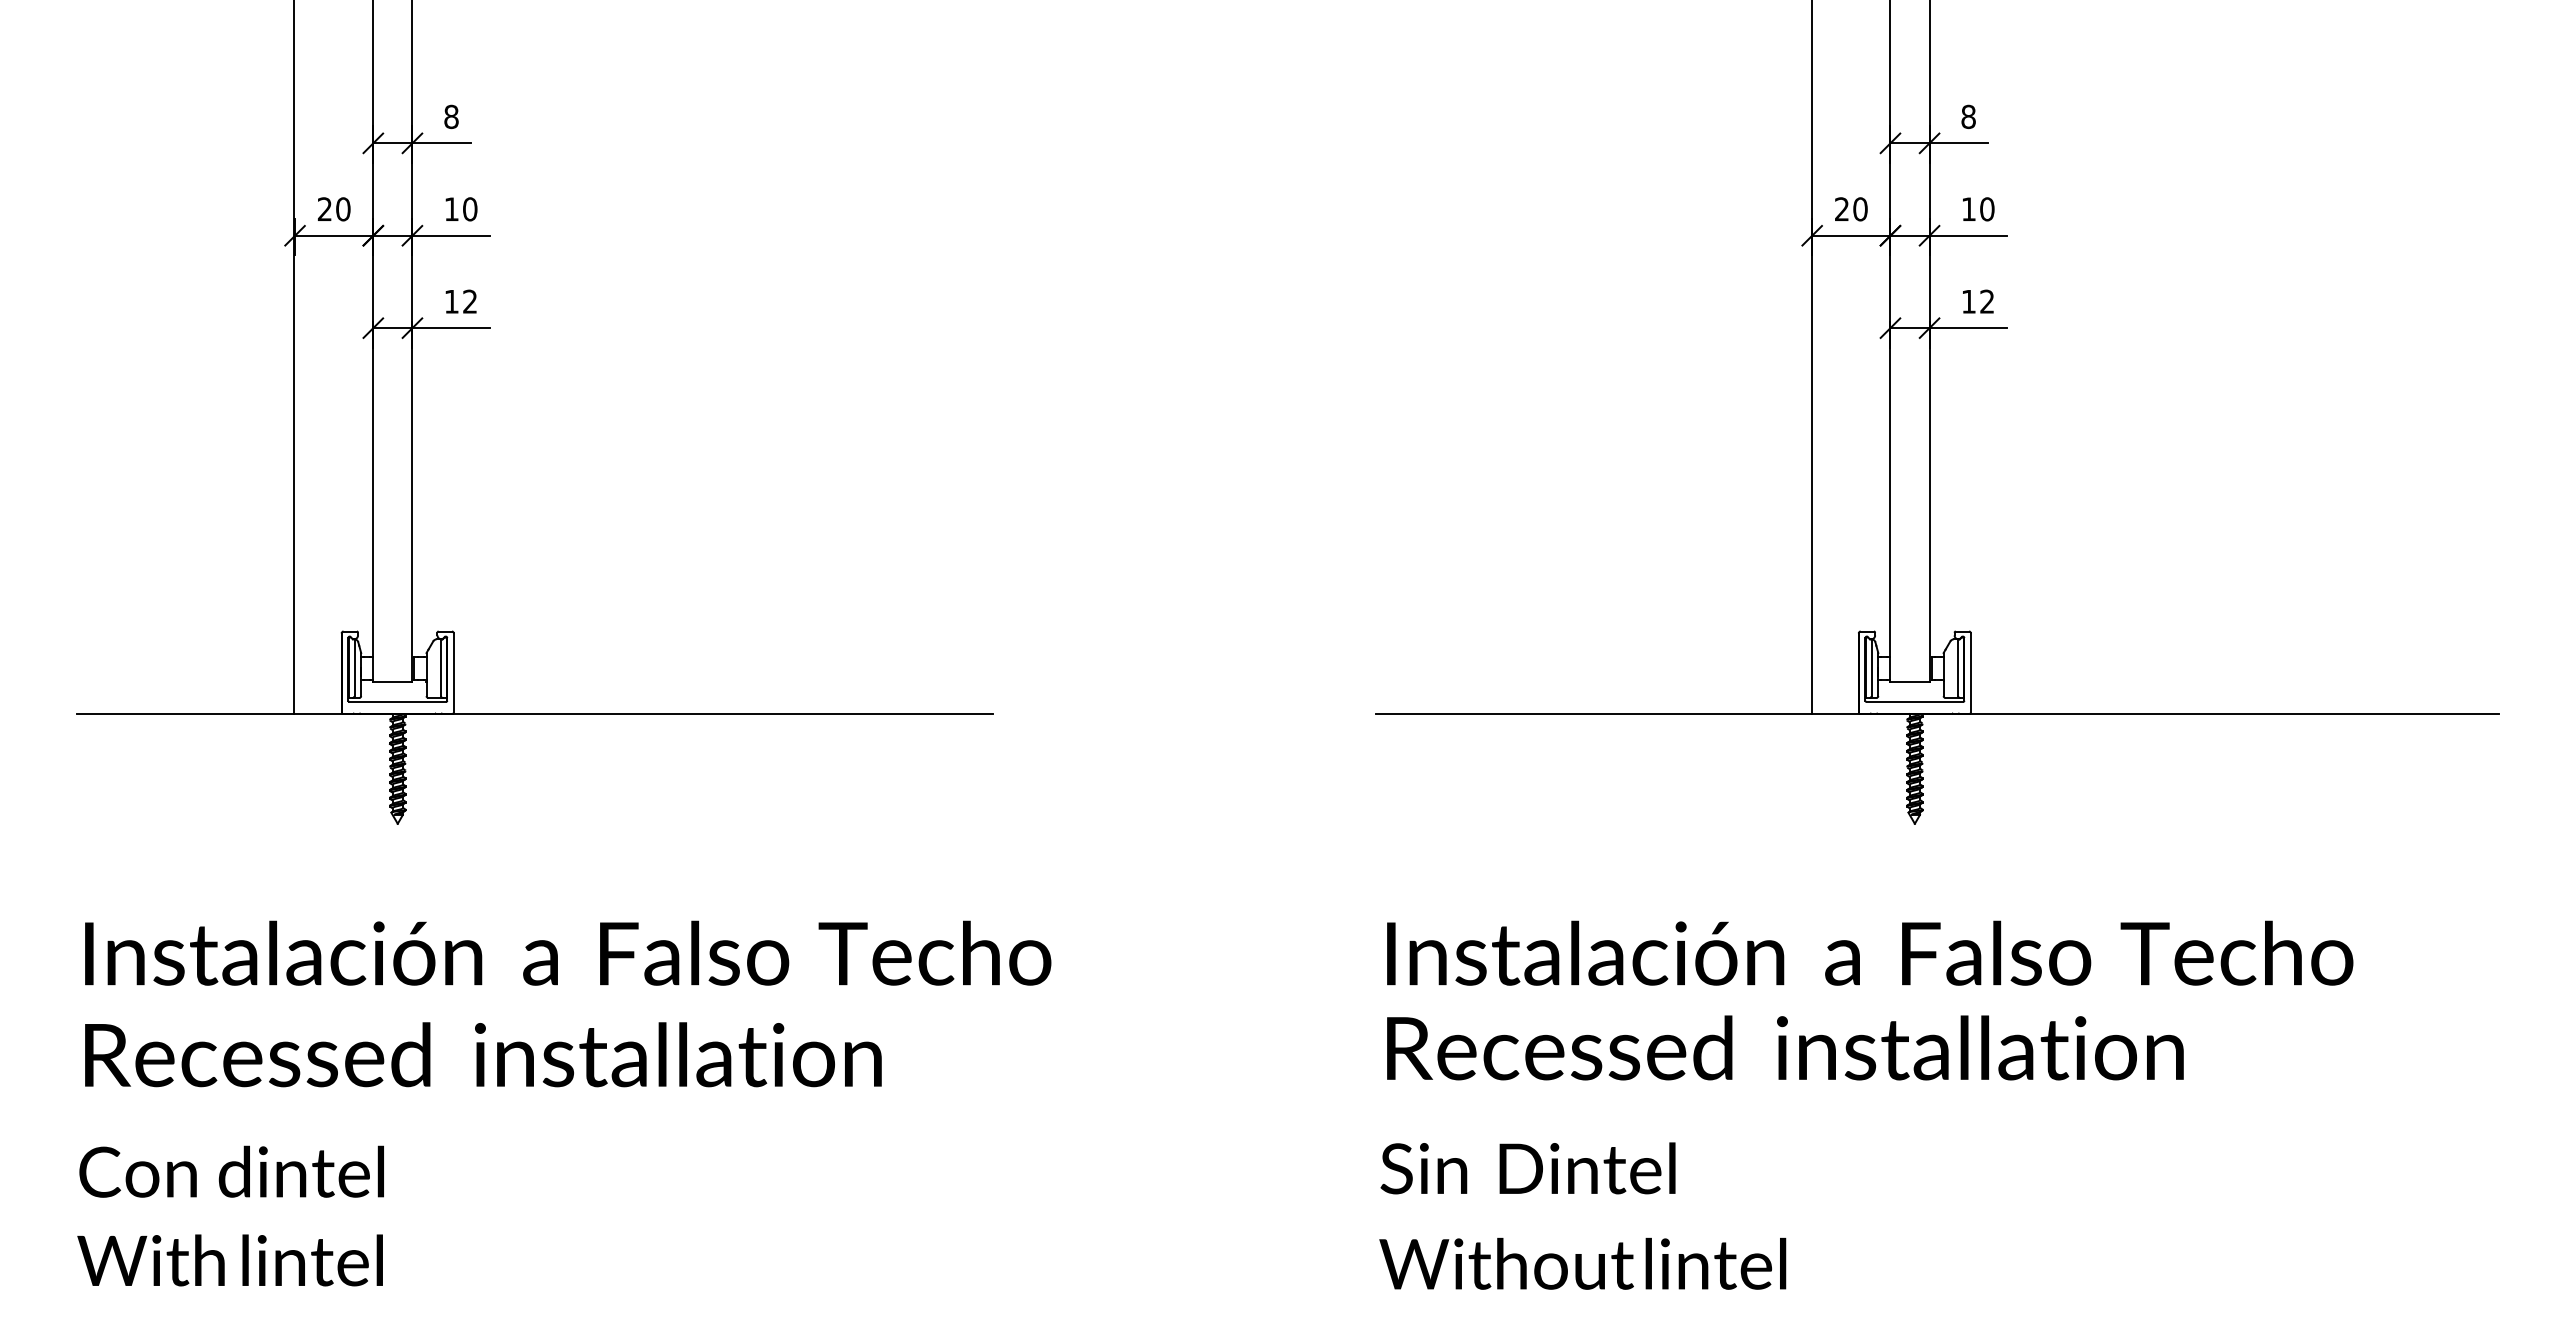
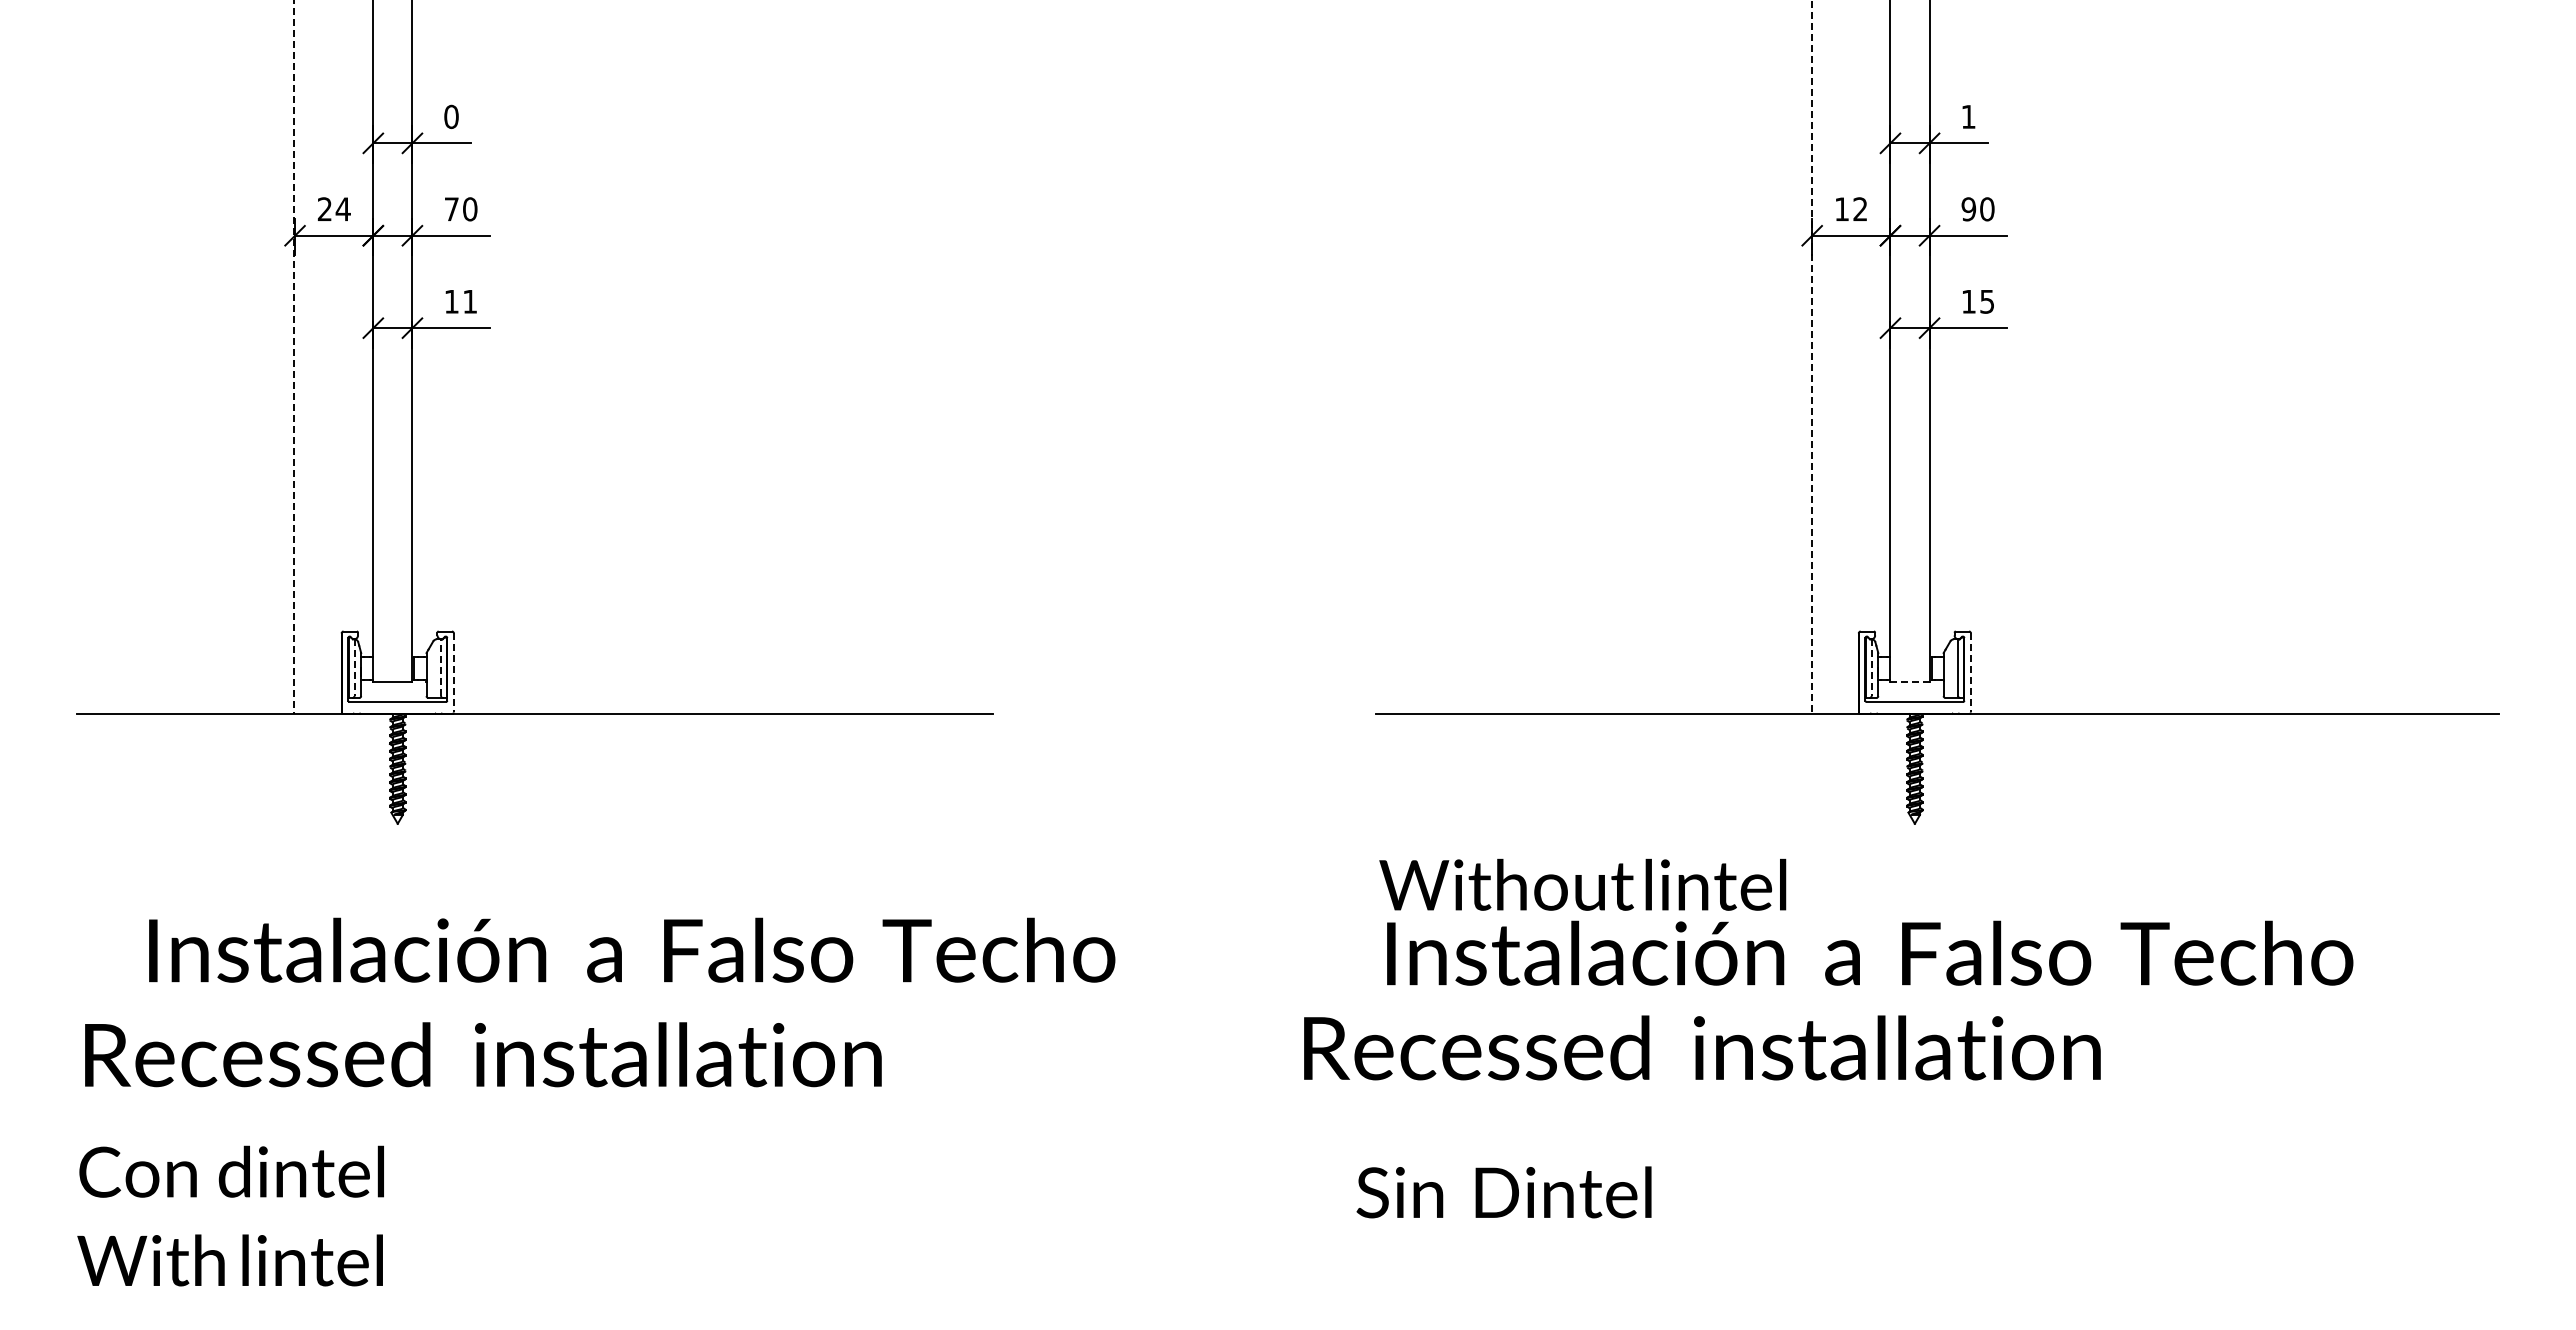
text: 8 -> 0 (451, 116)
text: 8 -> 1 (1968, 116)
text: 10 -> 70 (451, 208)
text: 20 -> 24 (342, 209)
text: 20 -> 12 (1851, 209)
text: 10 -> 90 (1968, 209)
text: 12 -> 11 (469, 301)
text: 12 -> 15 (1986, 301)
line: solid -> dashed (294, 356)
line: solid -> dashed (1812, 356)
line: solid -> dashed (441, 667)
line: solid -> dashed (354, 668)
line: solid -> dashed (1871, 668)
line: solid -> dashed (453, 672)
line: solid -> dashed (1971, 672)
line: solid -> dashed (1910, 682)
text position: (568, 952) -> (632, 949) (632, 949)
text position: (1785, 1047) -> (1702, 1047) (1702, 1047)
text position: (1527, 1168) -> (1503, 1192) (1503, 1192)
text position: (1582, 1263) -> (1582, 884) (1582, 884)
